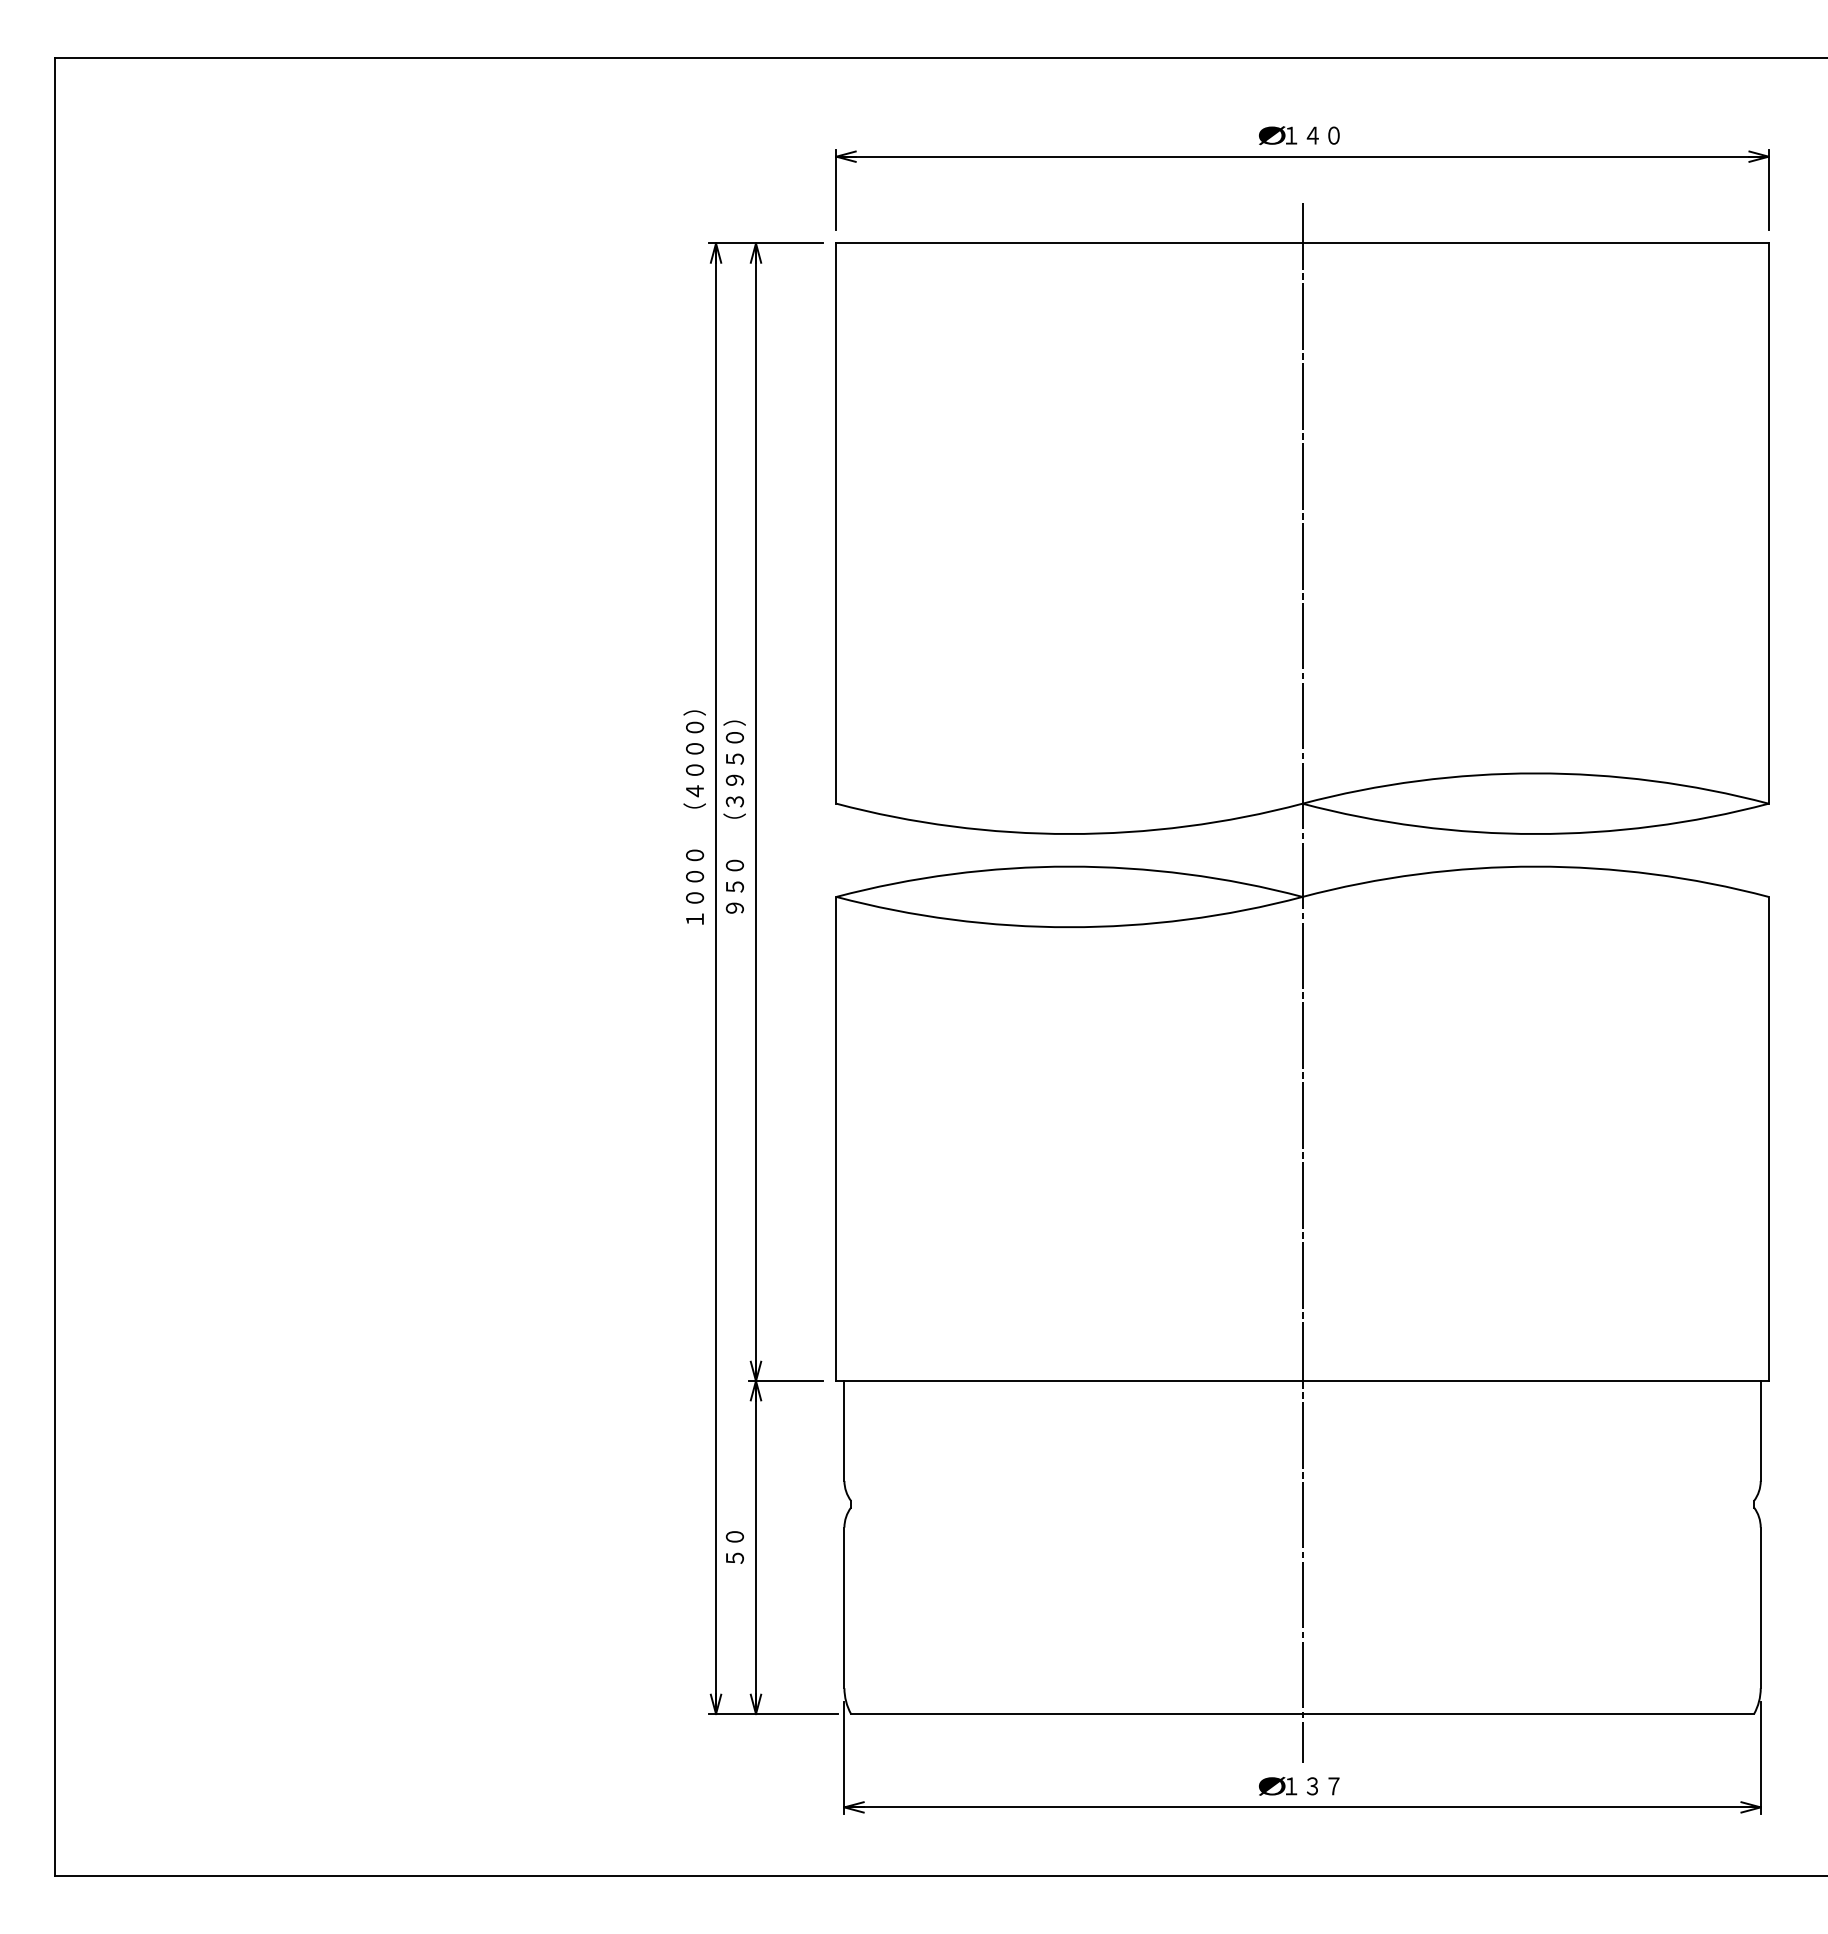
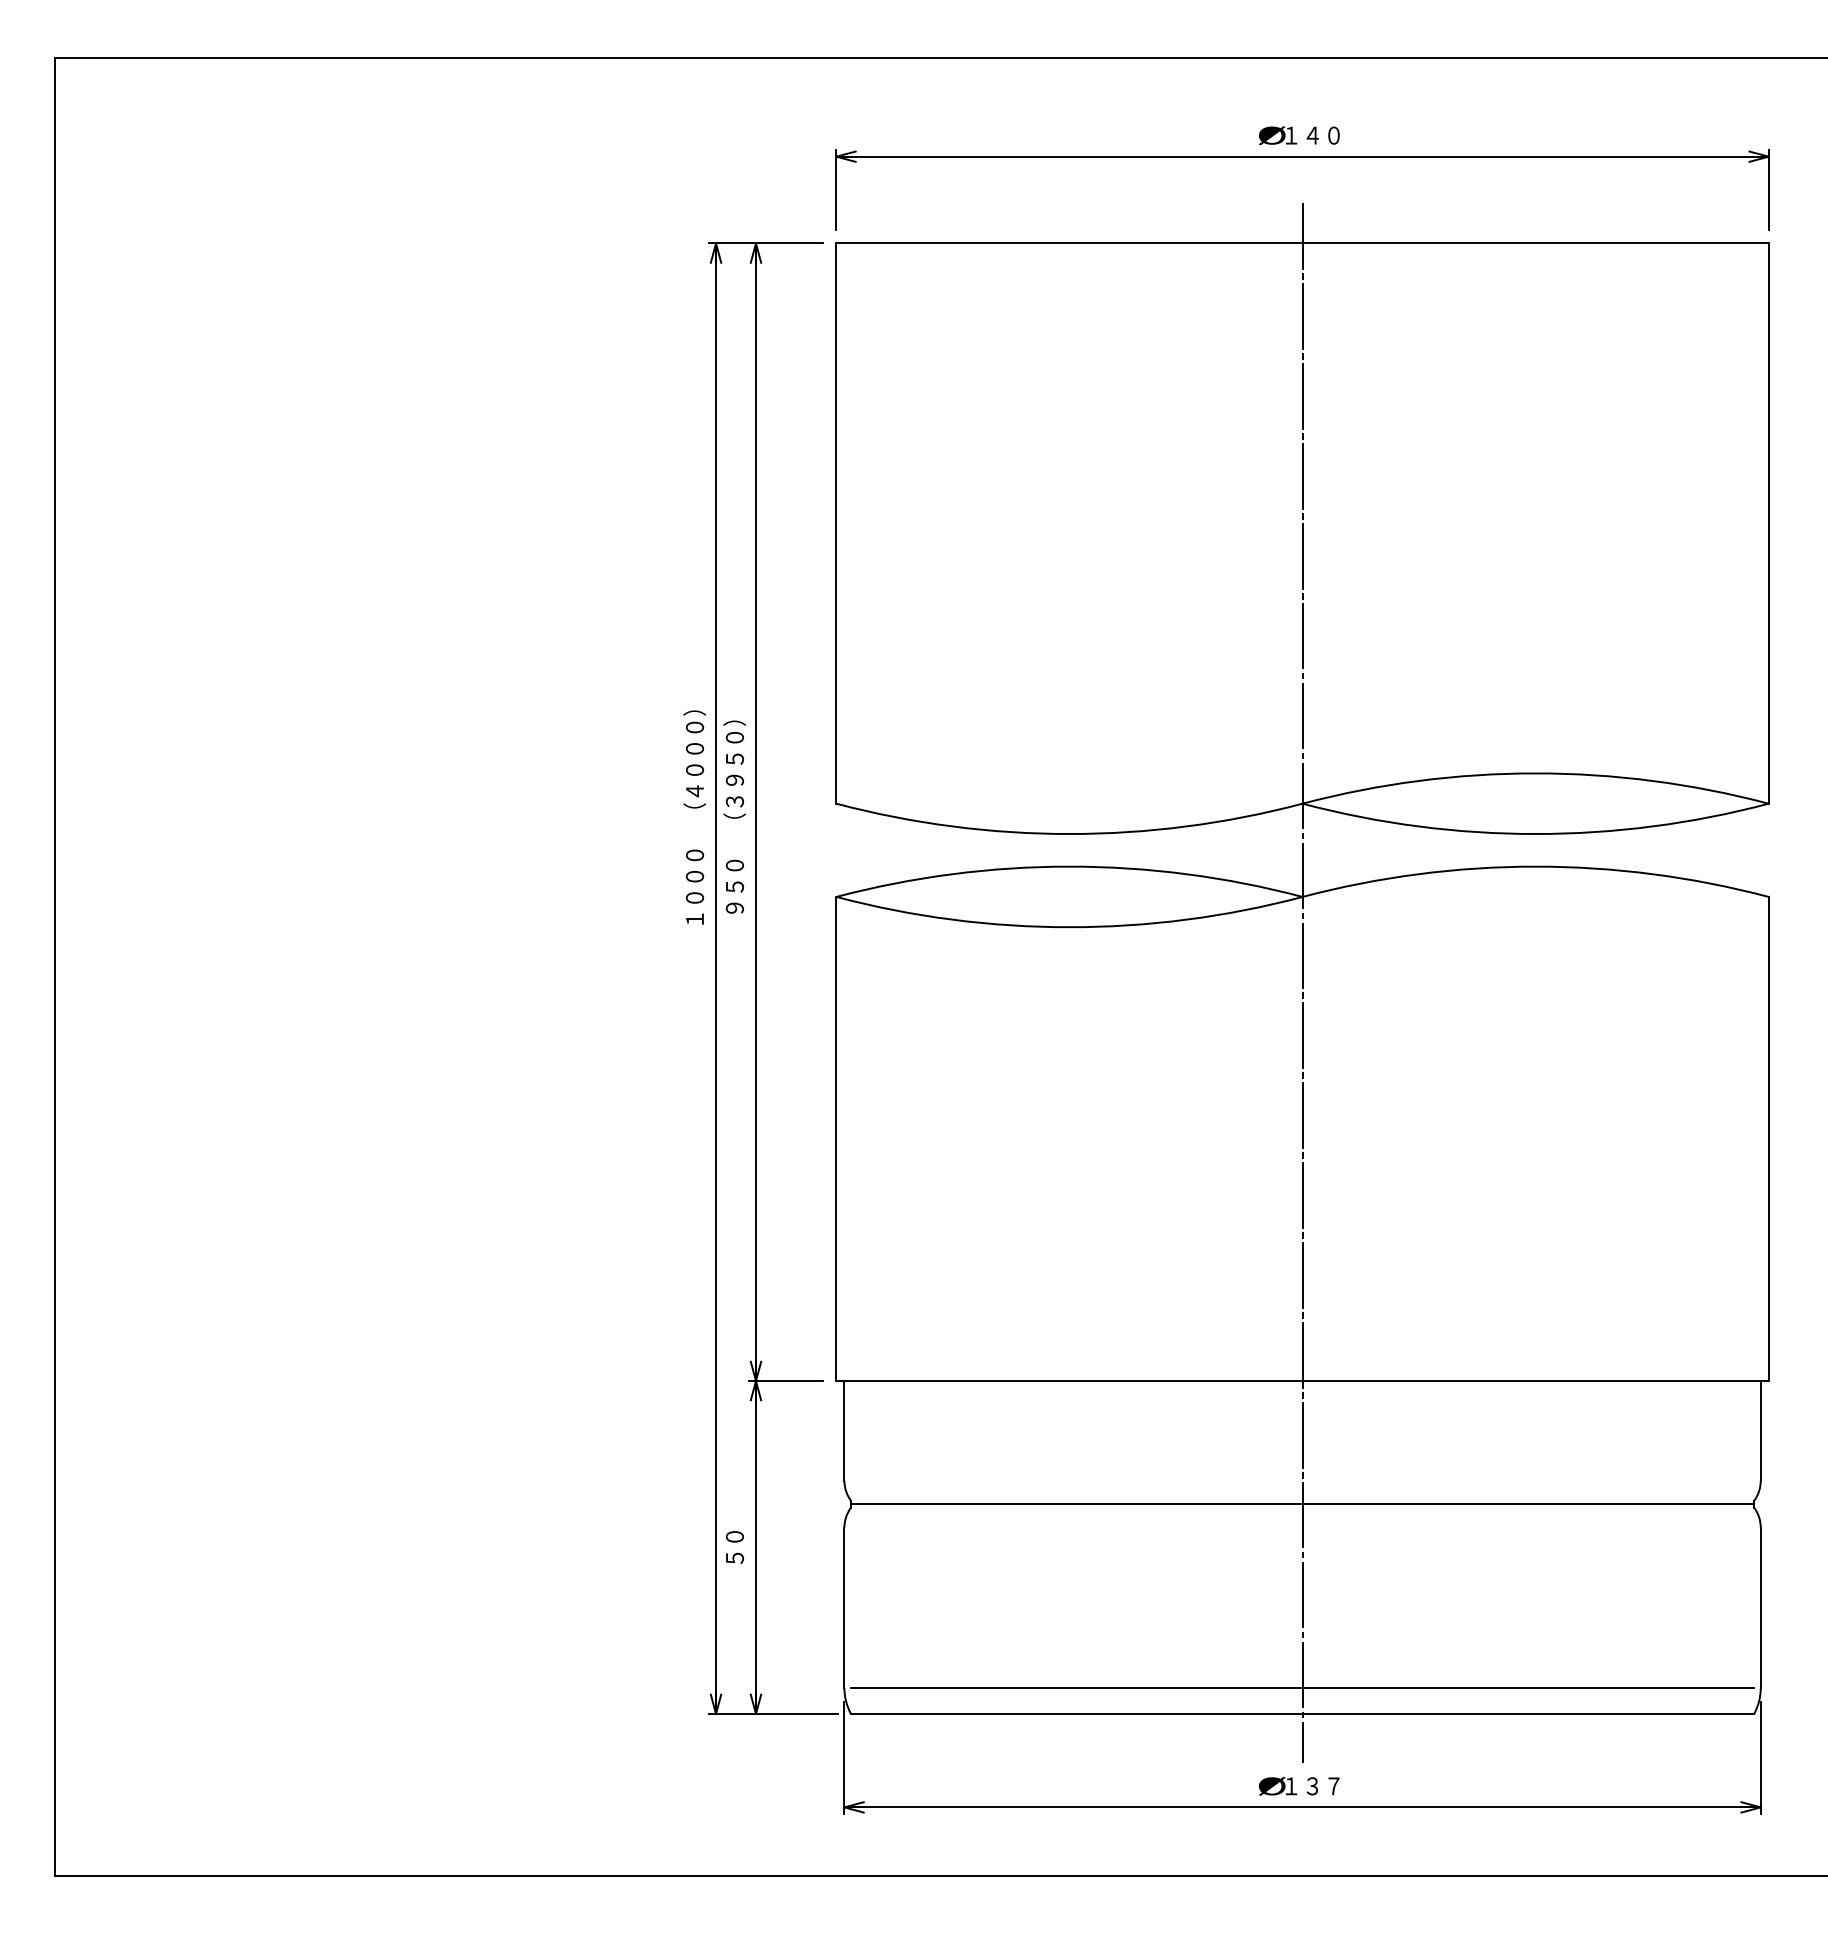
line: none -> present (1302, 1504)
line: none -> present (1302, 1688)
